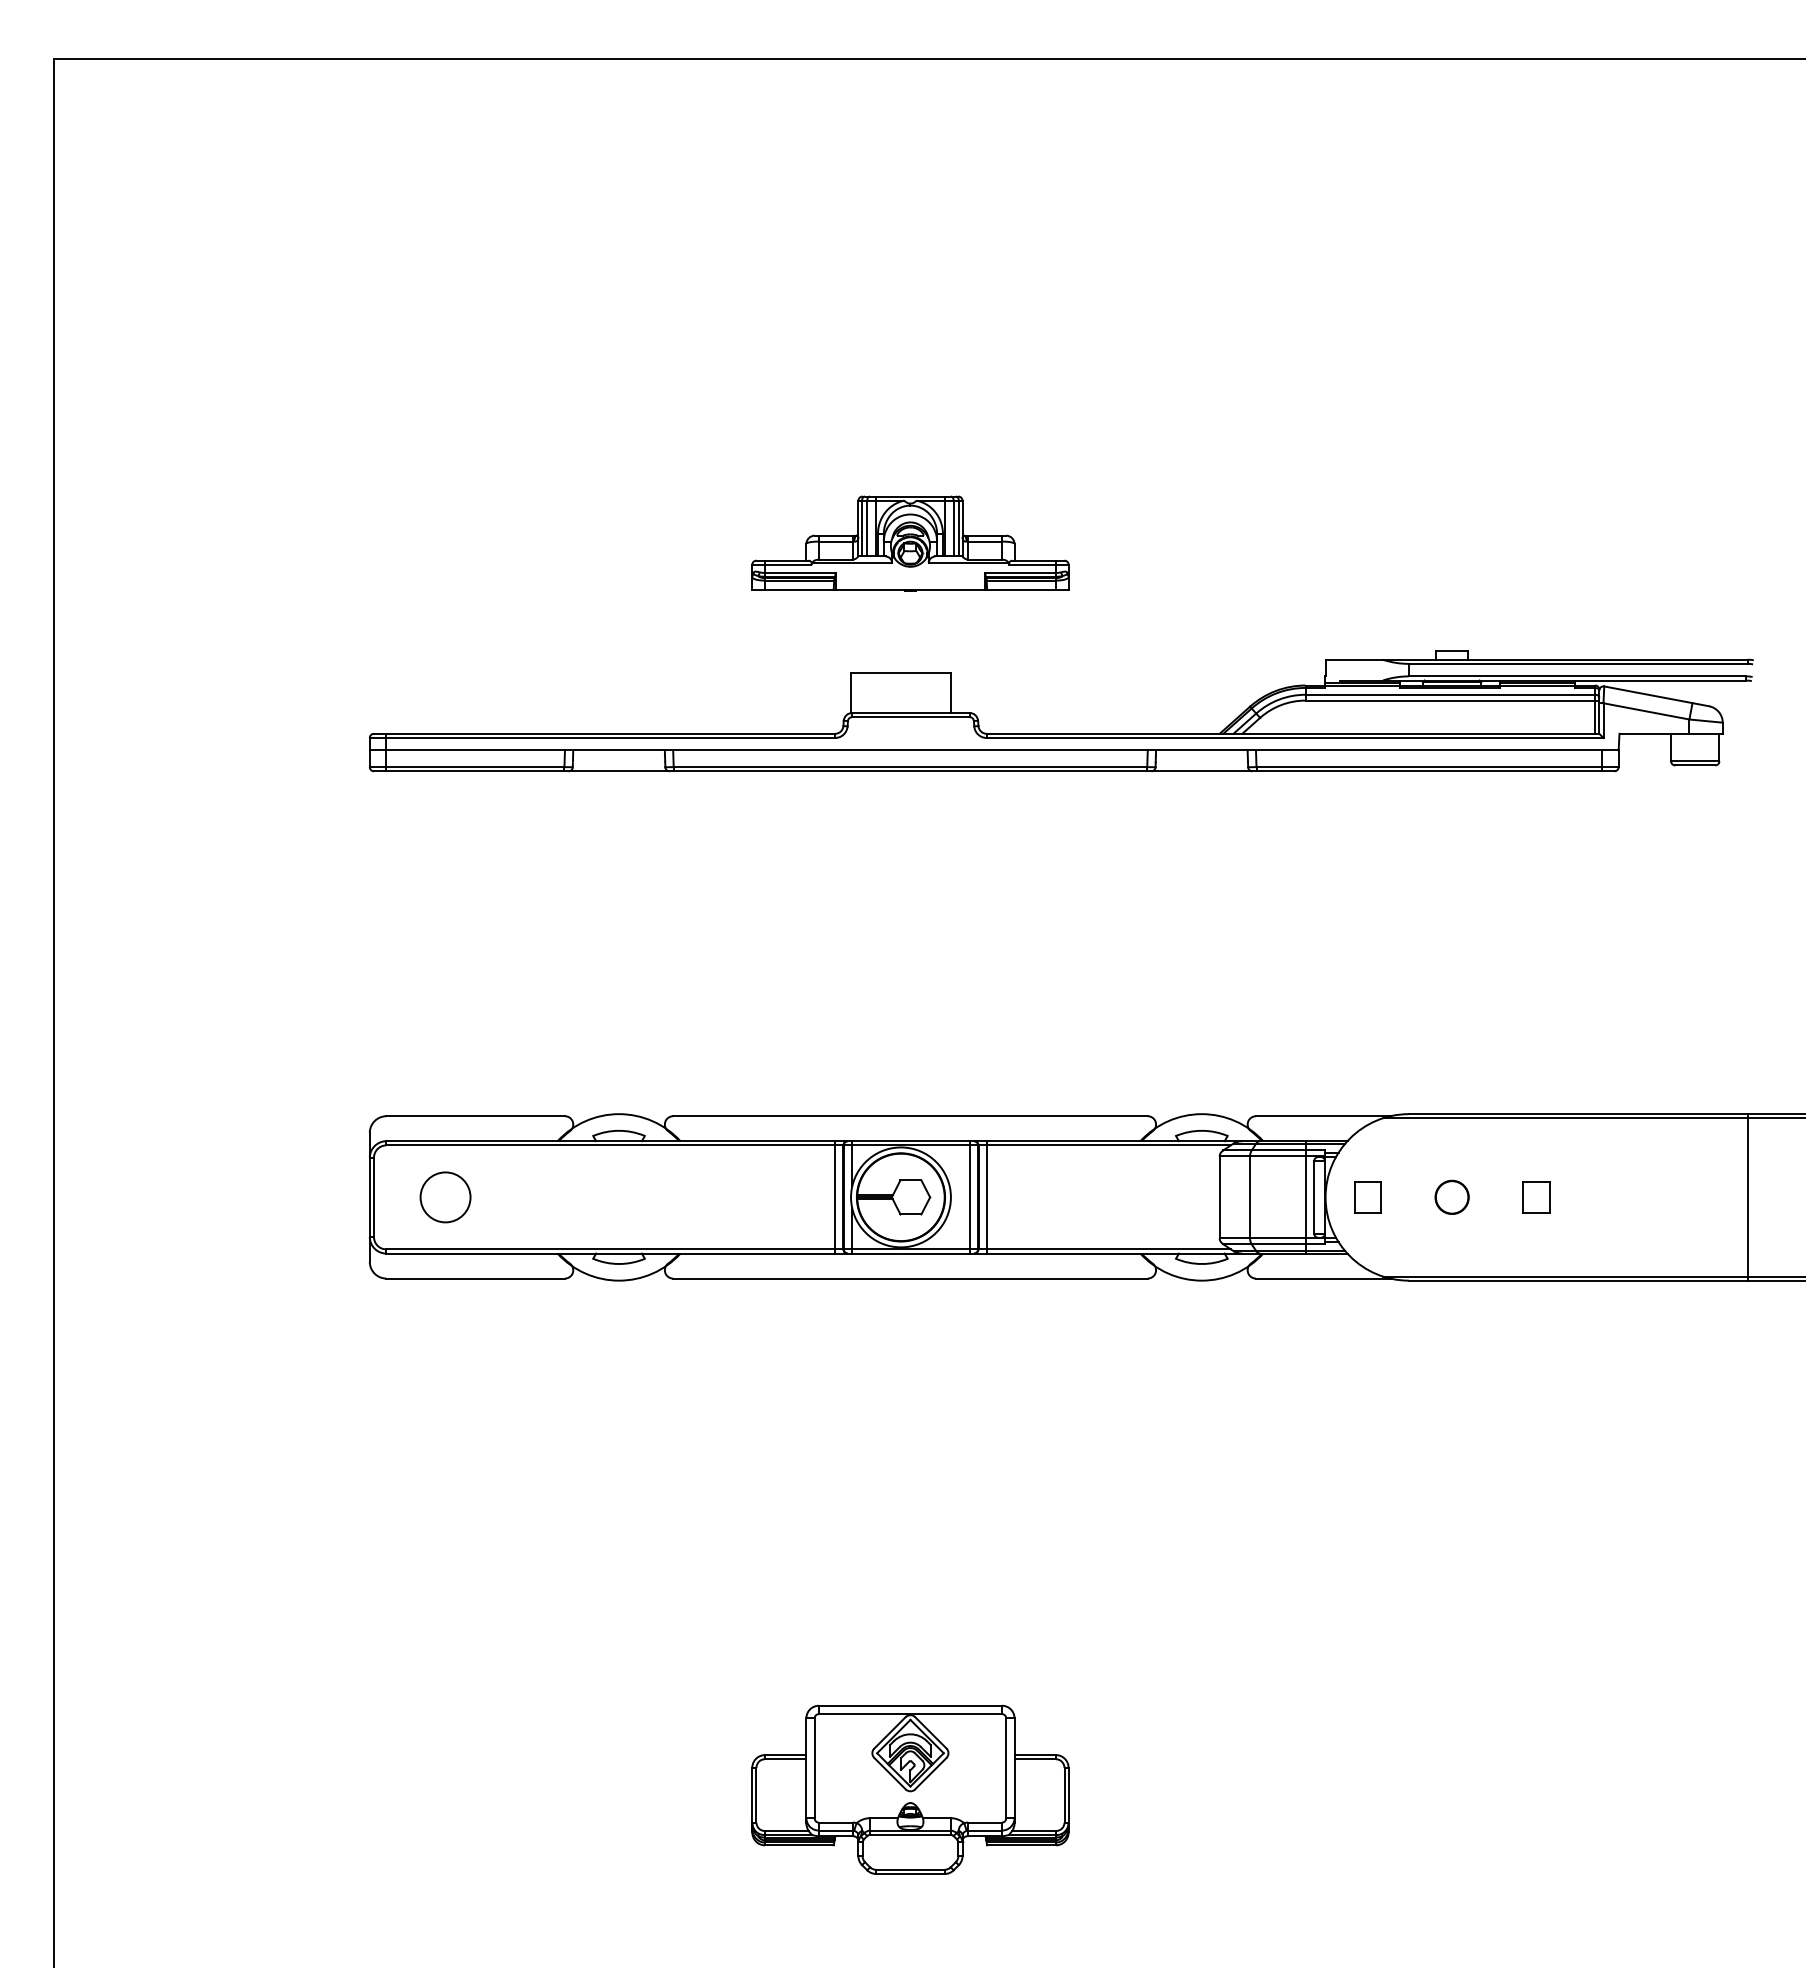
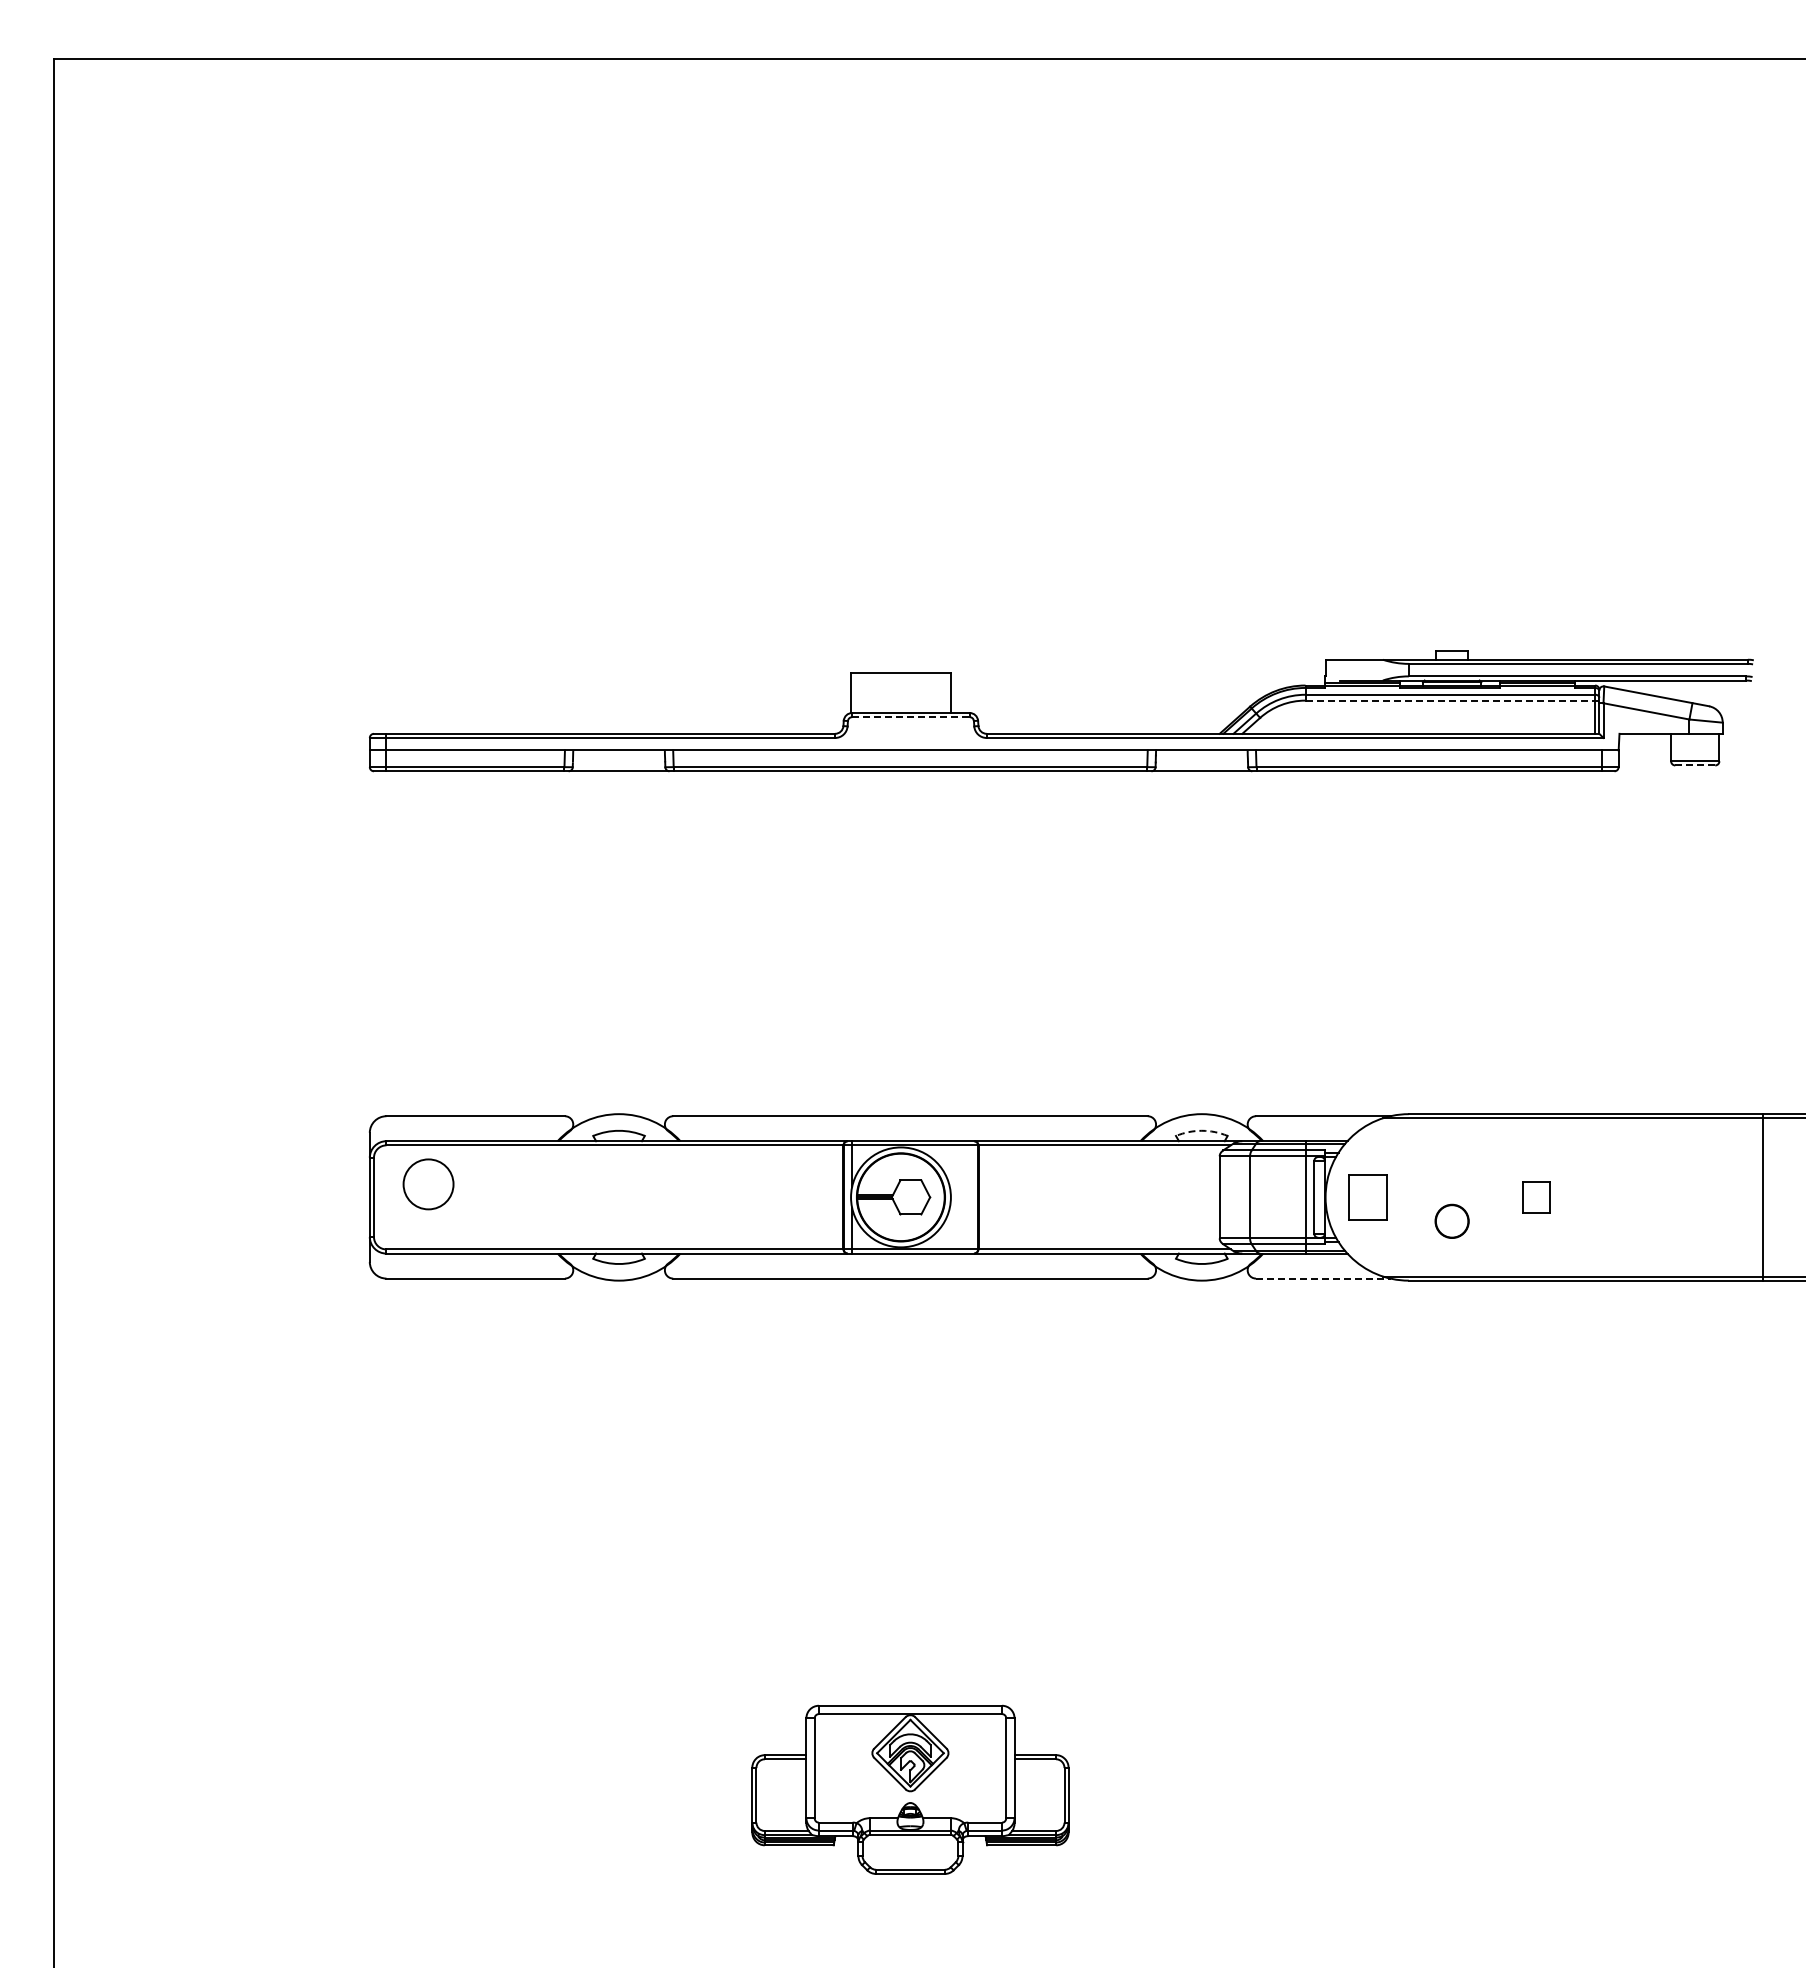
part: present -> none (910, 543)
line: solid -> dashed (1452, 700)
line: solid -> dashed (910, 717)
line: solid -> dashed (1695, 765)
arc: solid -> dashed (1201, 1130)
circle position: (1451, 1196) -> (1451, 1220) (1451, 1220)
circle position: (445, 1197) -> (428, 1184) (428, 1184)
line: present -> none (835, 1197)
line: present -> none (969, 1197)
line: present -> none (986, 1197)
part size: 28x33 px -> 40x47 px (1367, 1197)
line position: (1747, 1197) -> (1762, 1197) (1762, 1197)
line: solid -> dashed (1323, 1278)
